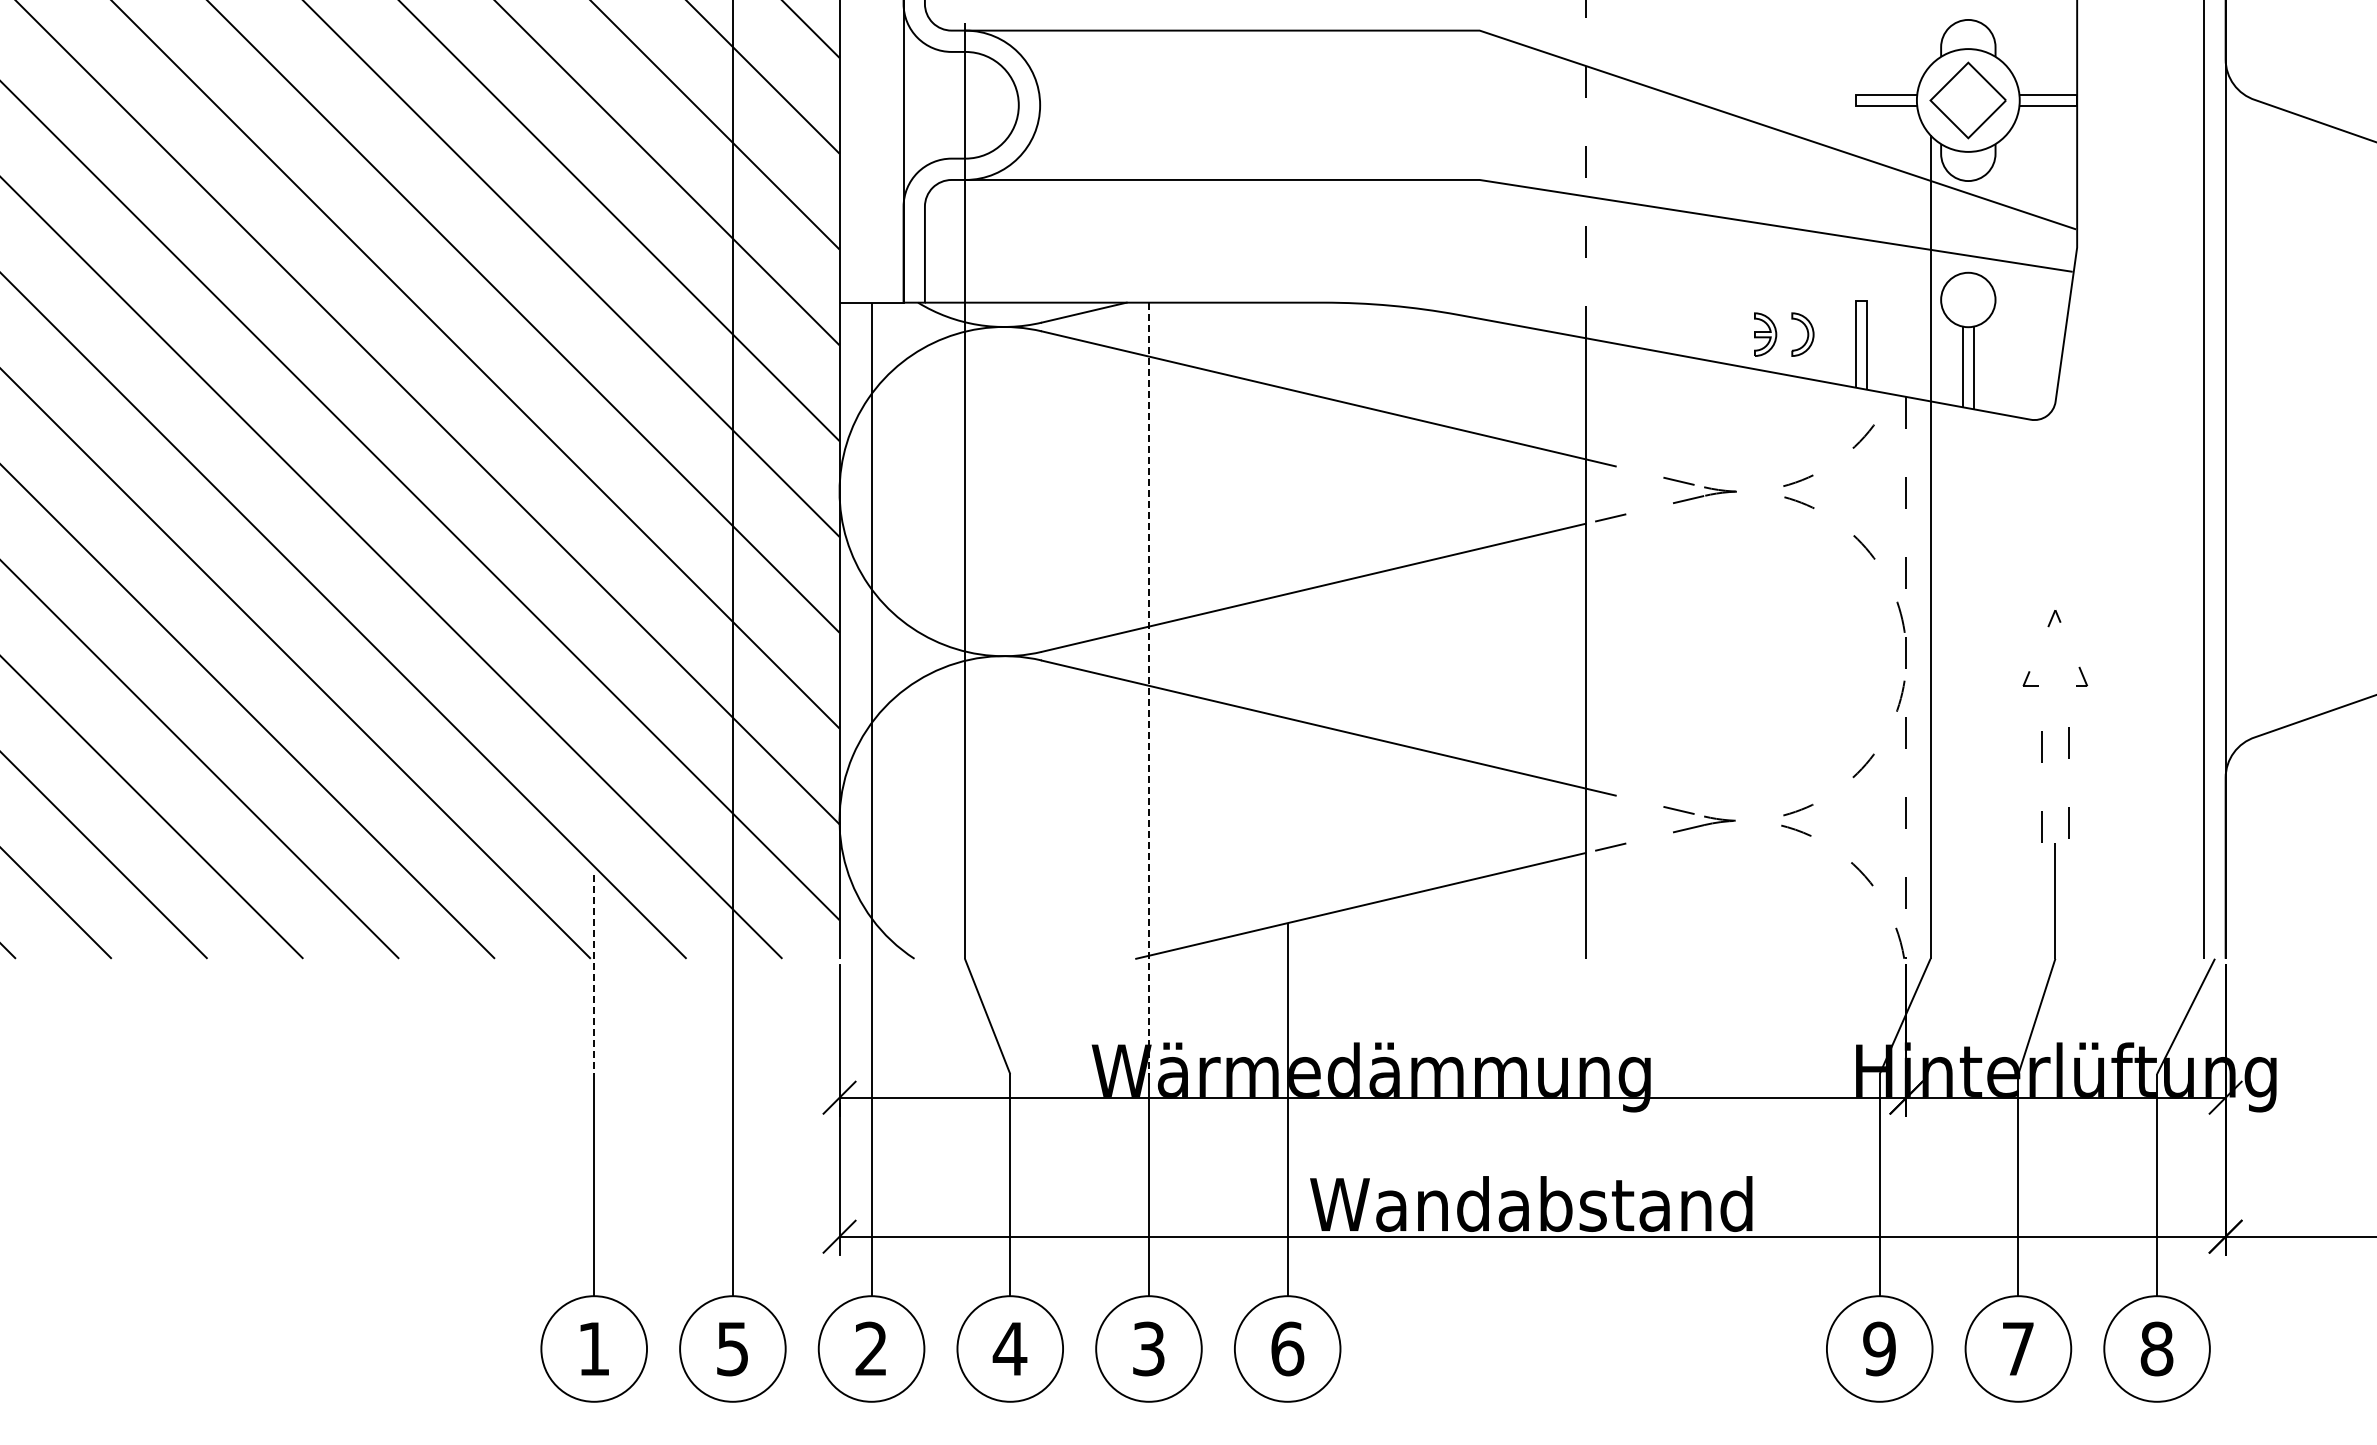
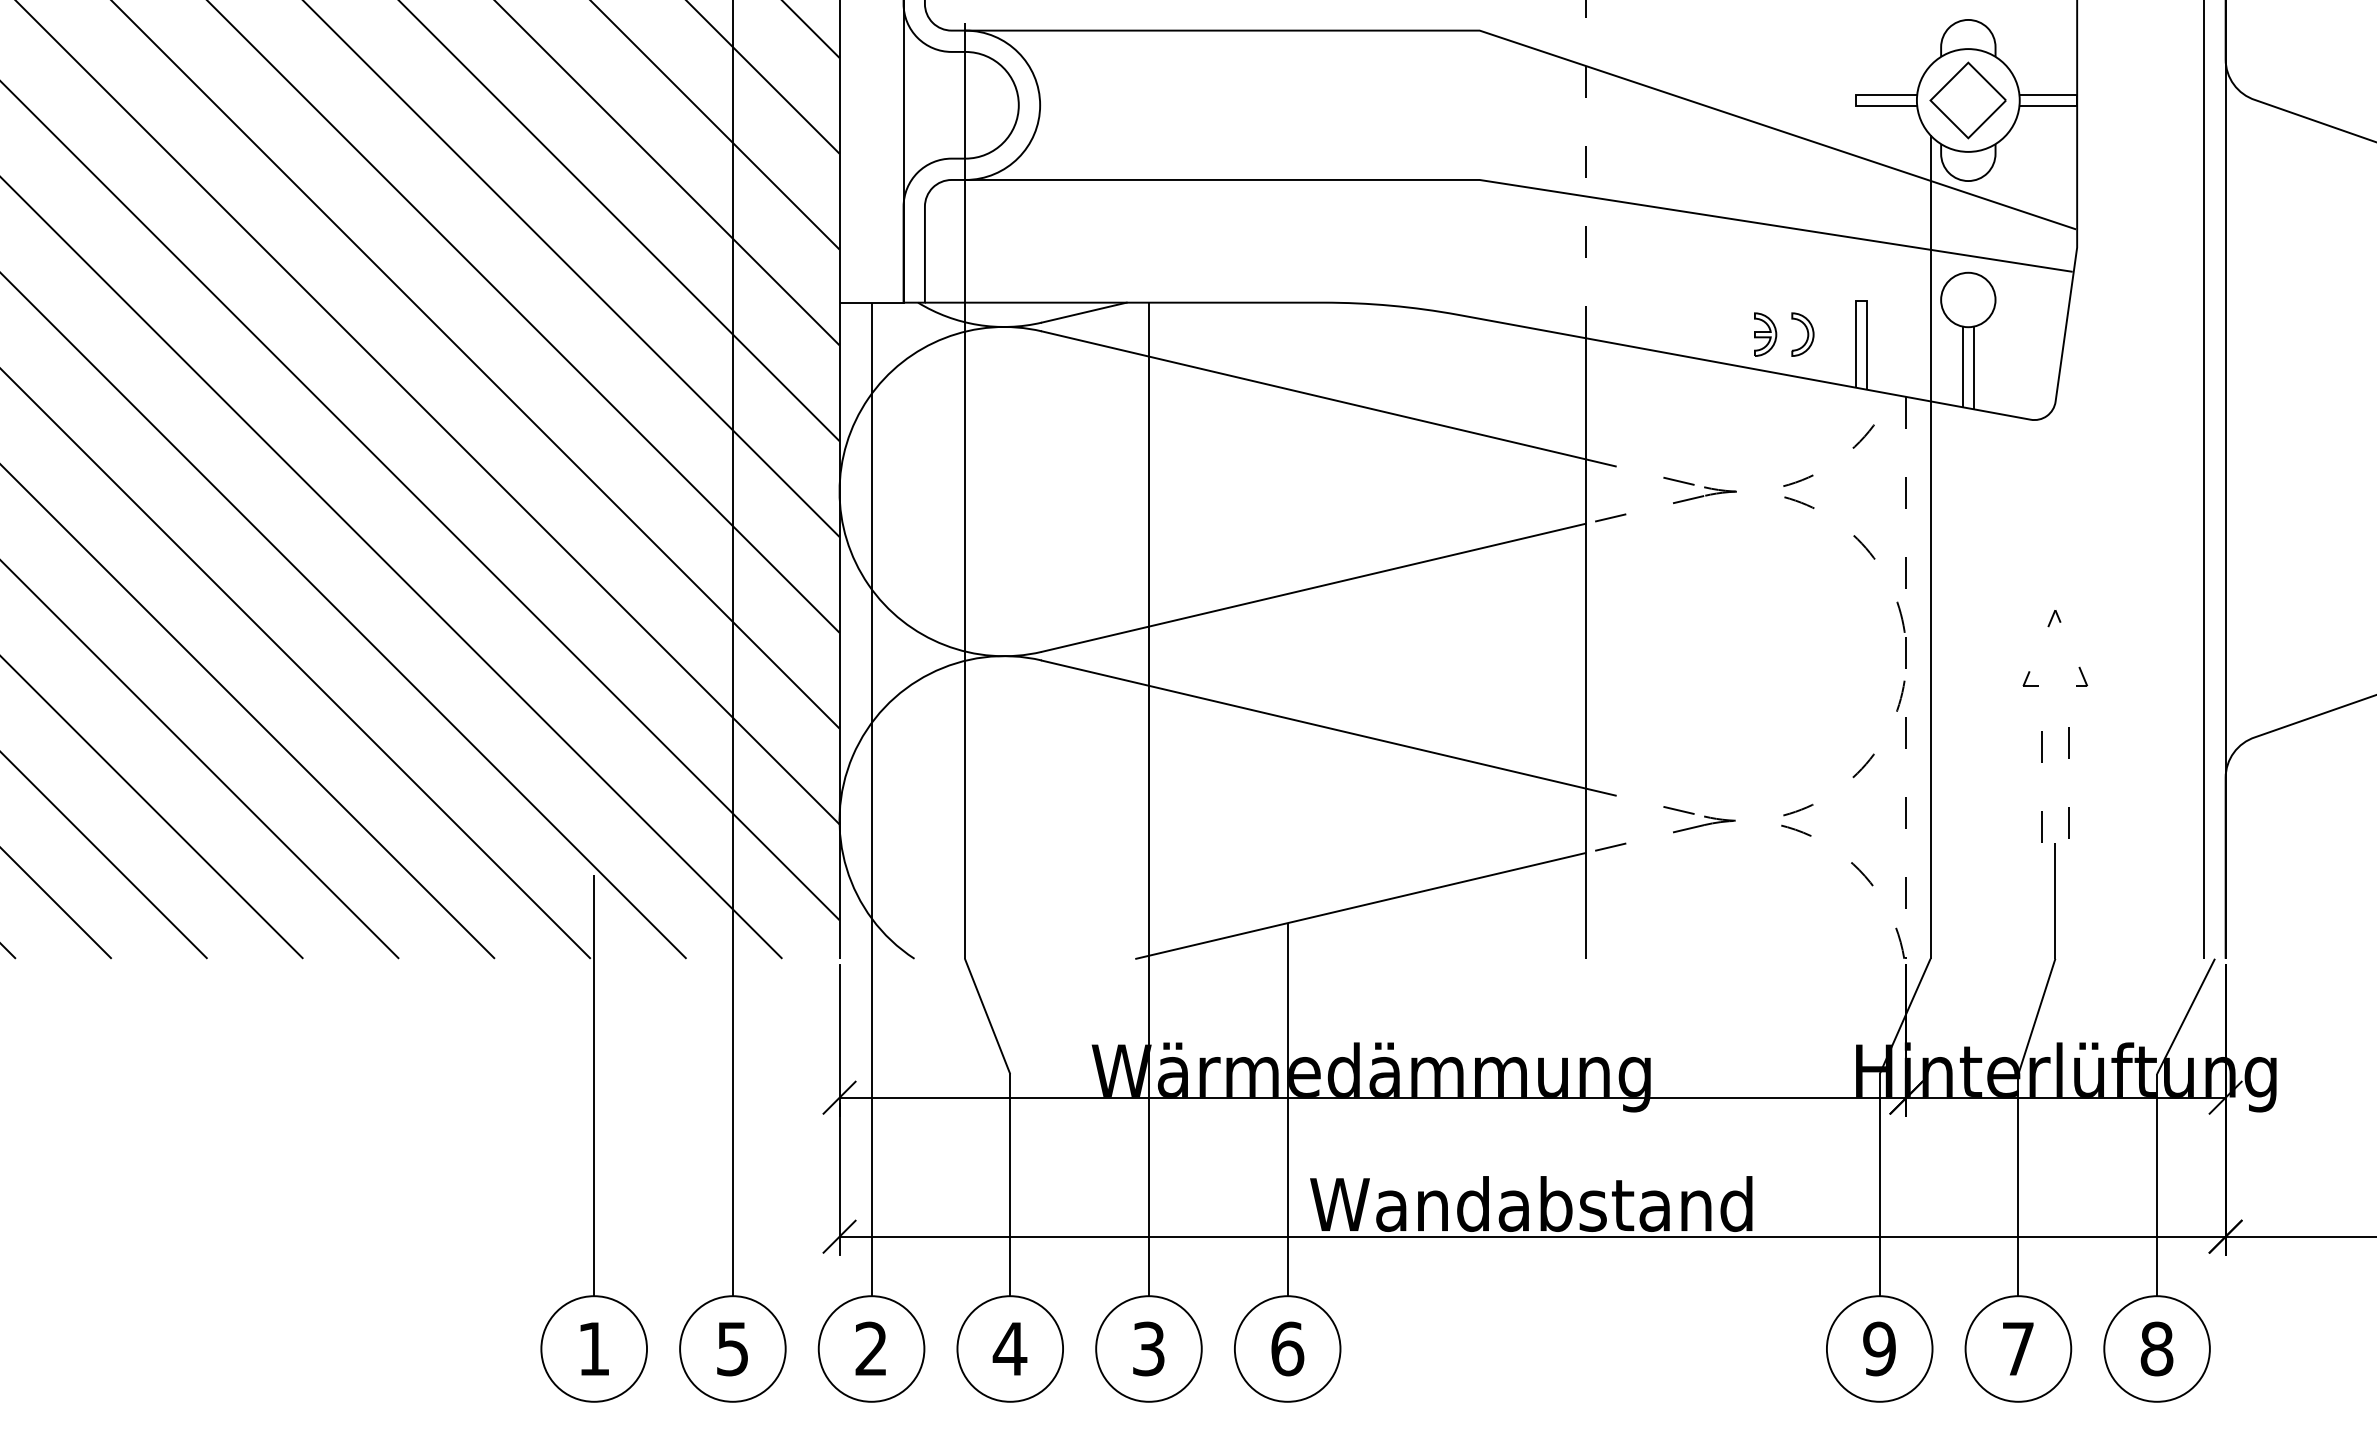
line: dashed -> solid (1148, 688)
line: dashed -> solid (594, 974)
